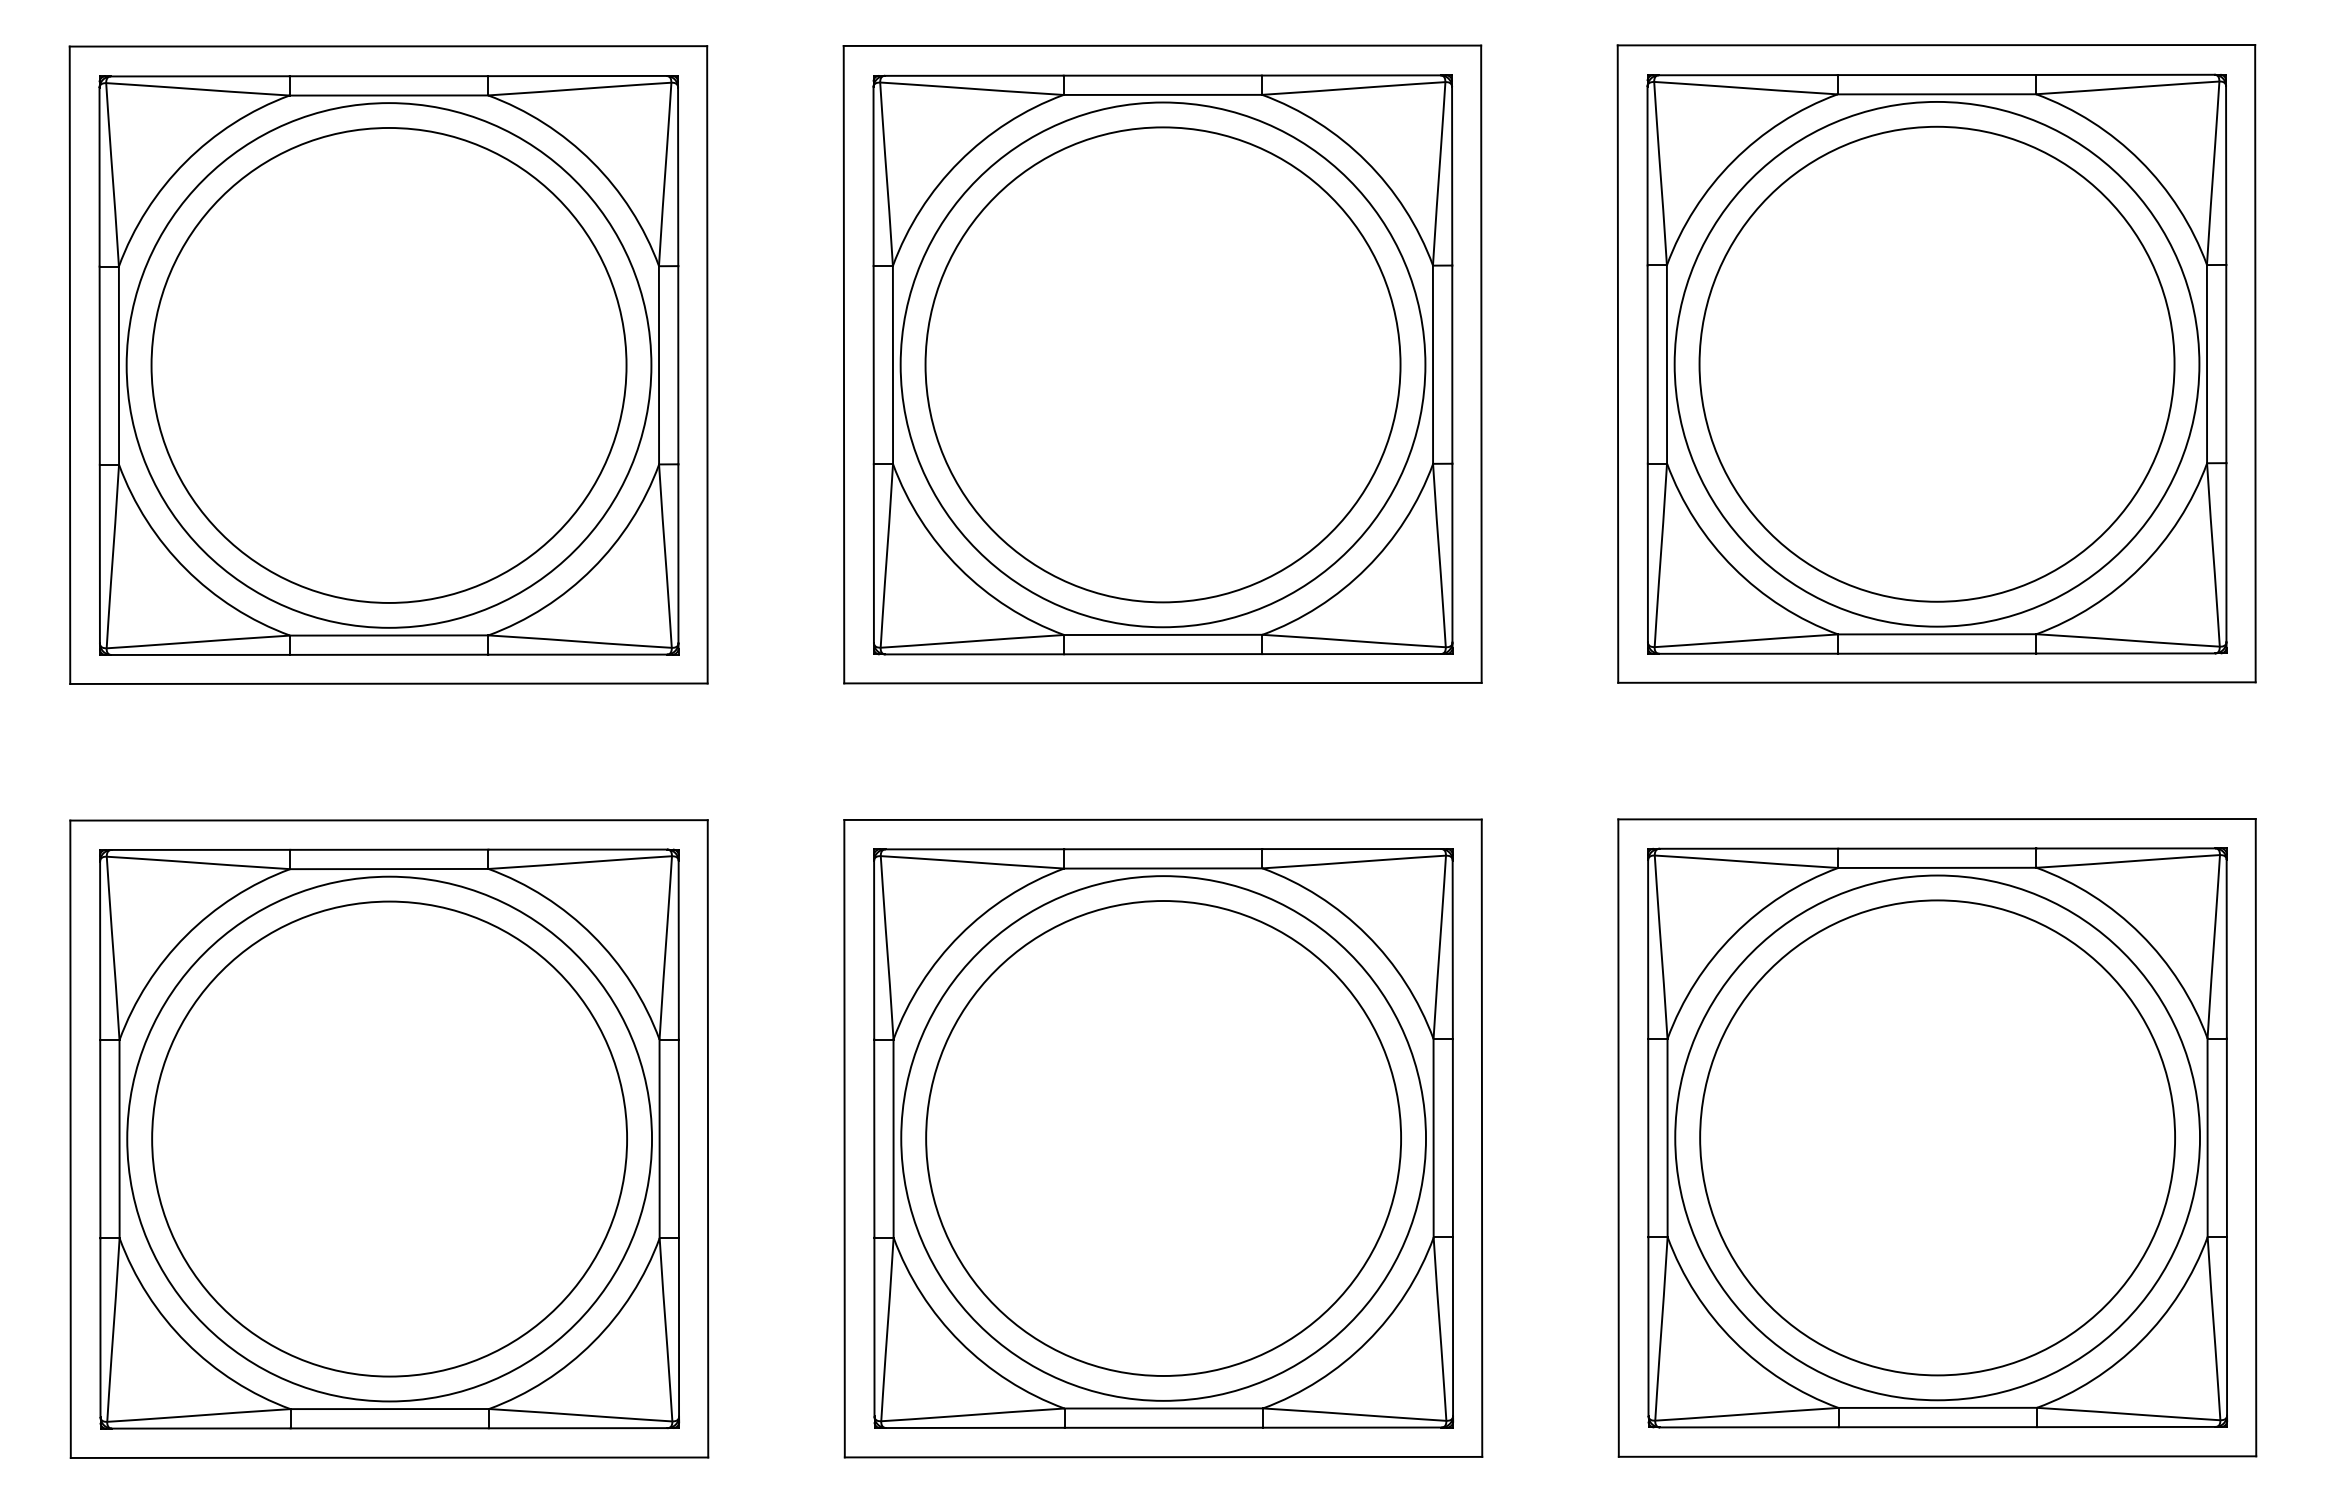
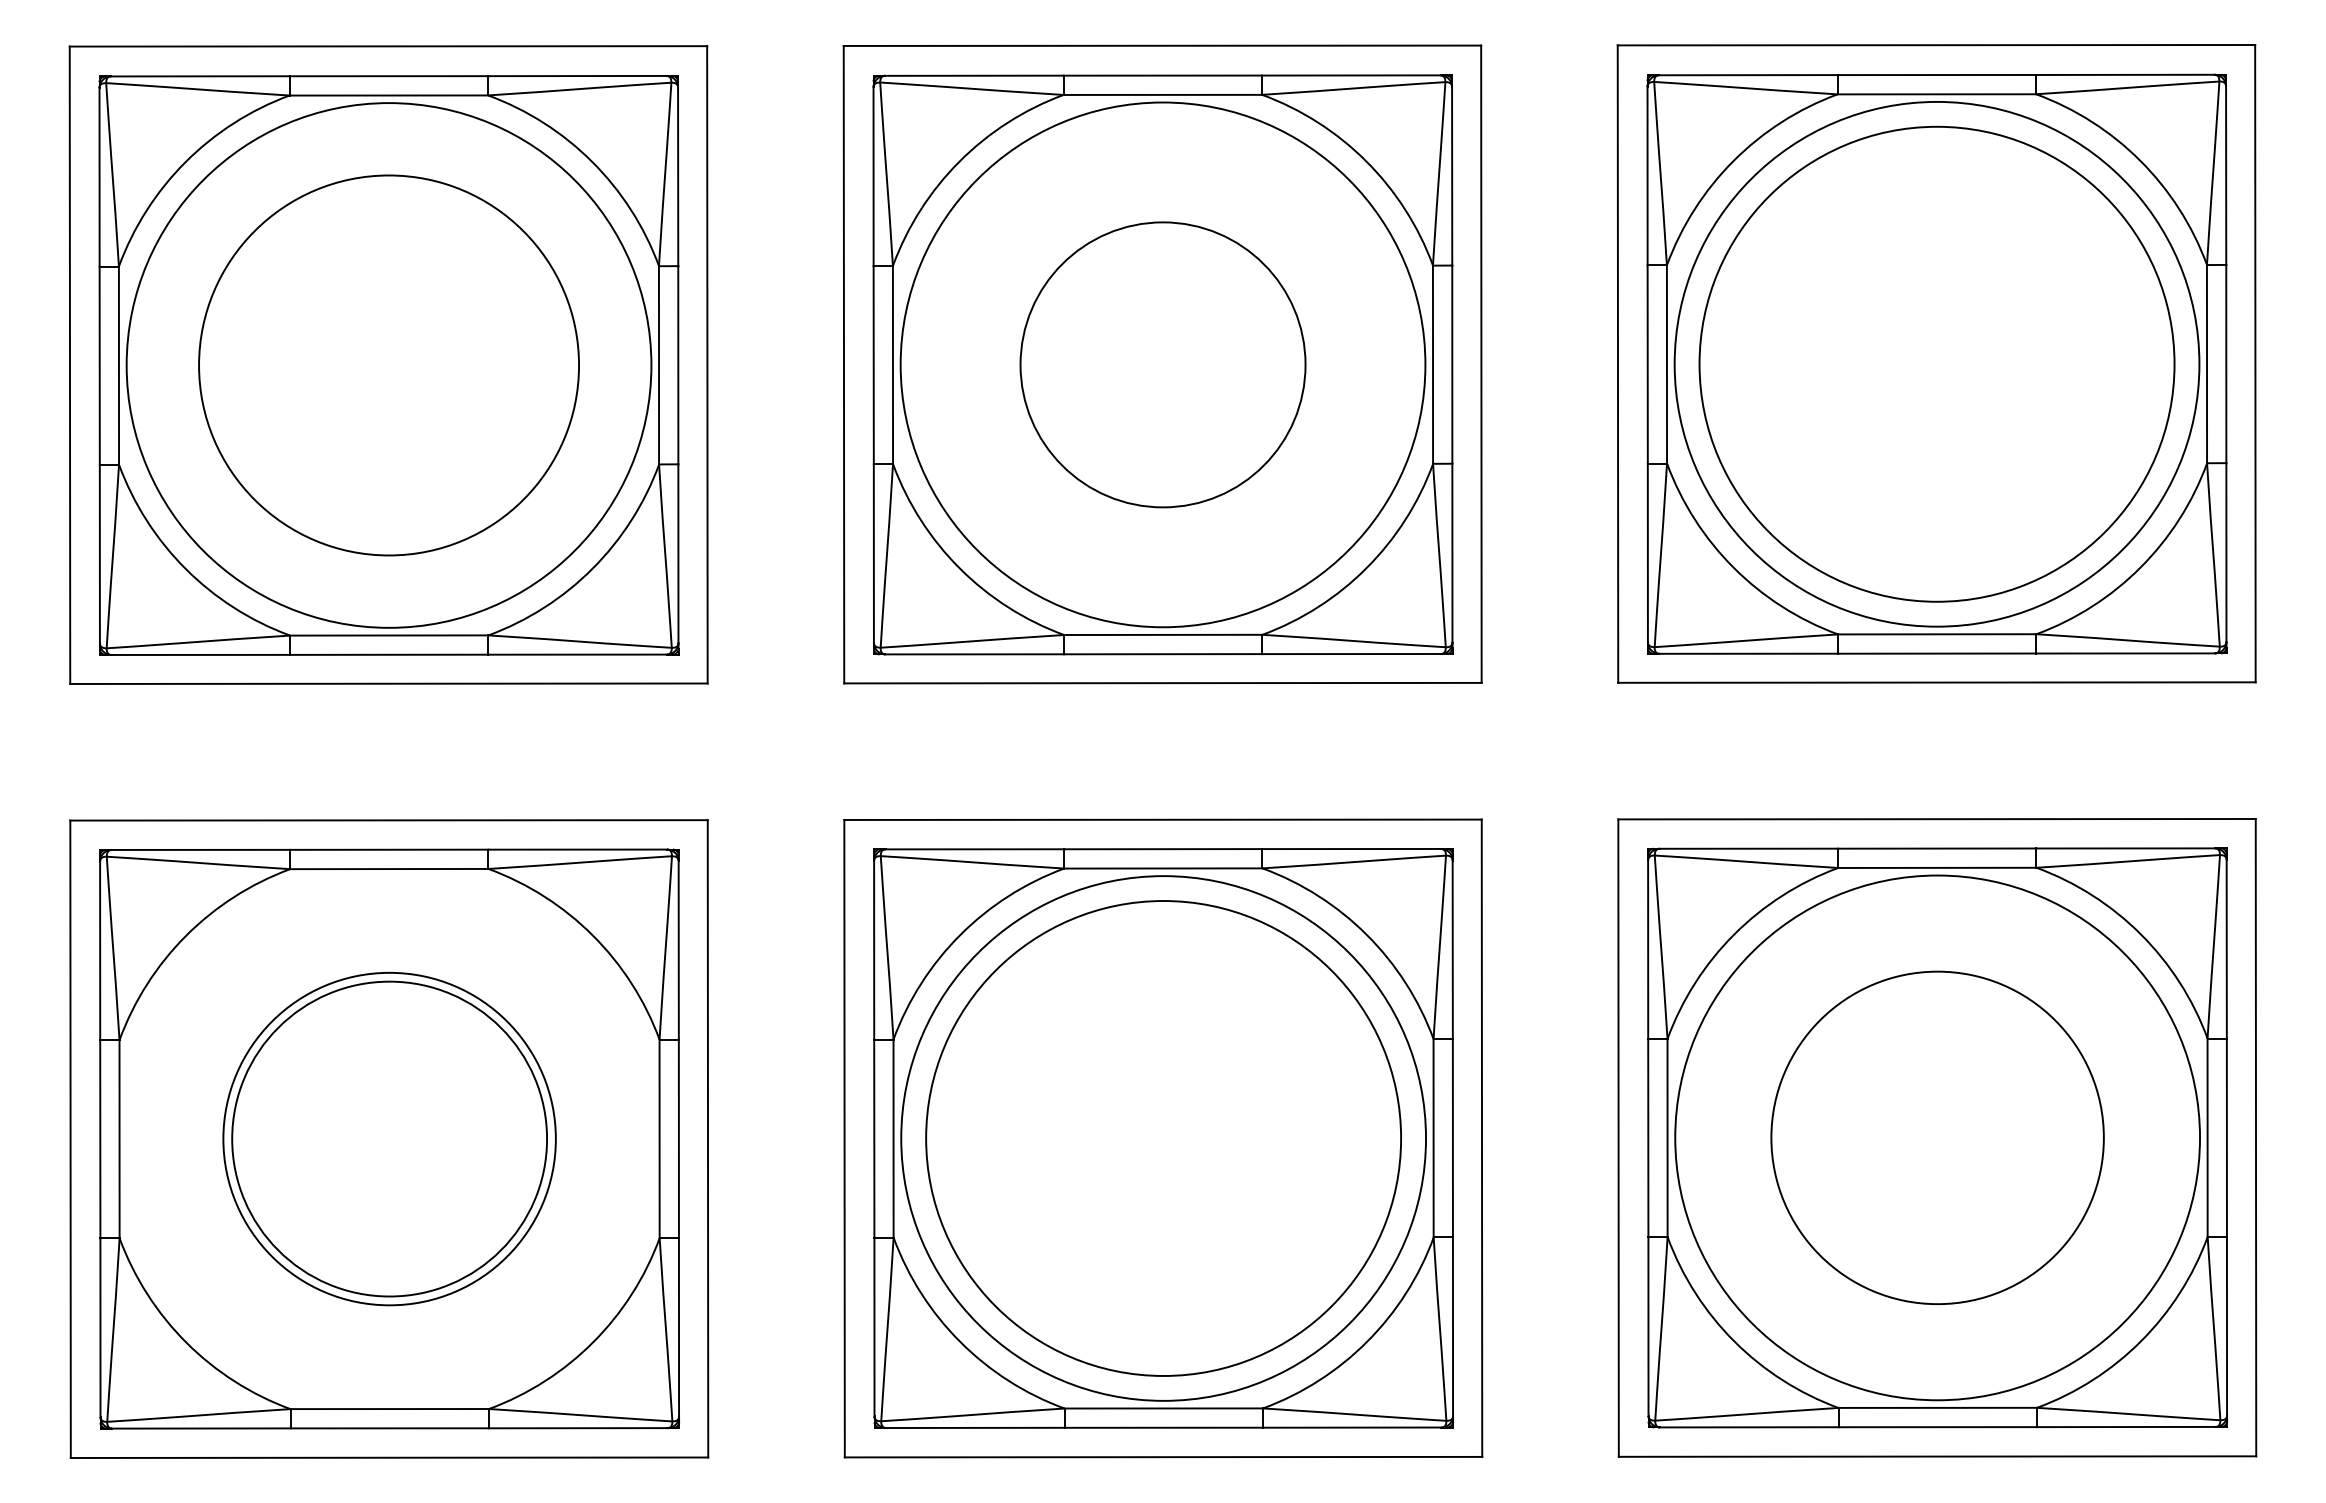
circle diameter: 475 px -> 380 px (389, 365)
circle diameter: 475 px -> 285 px (1162, 364)
circle diameter: 475 px -> 332 px (1937, 1137)
circle diameter: 475 px -> 332 px (389, 1138)
circle diameter: 525 px -> 315 px (389, 1138)
